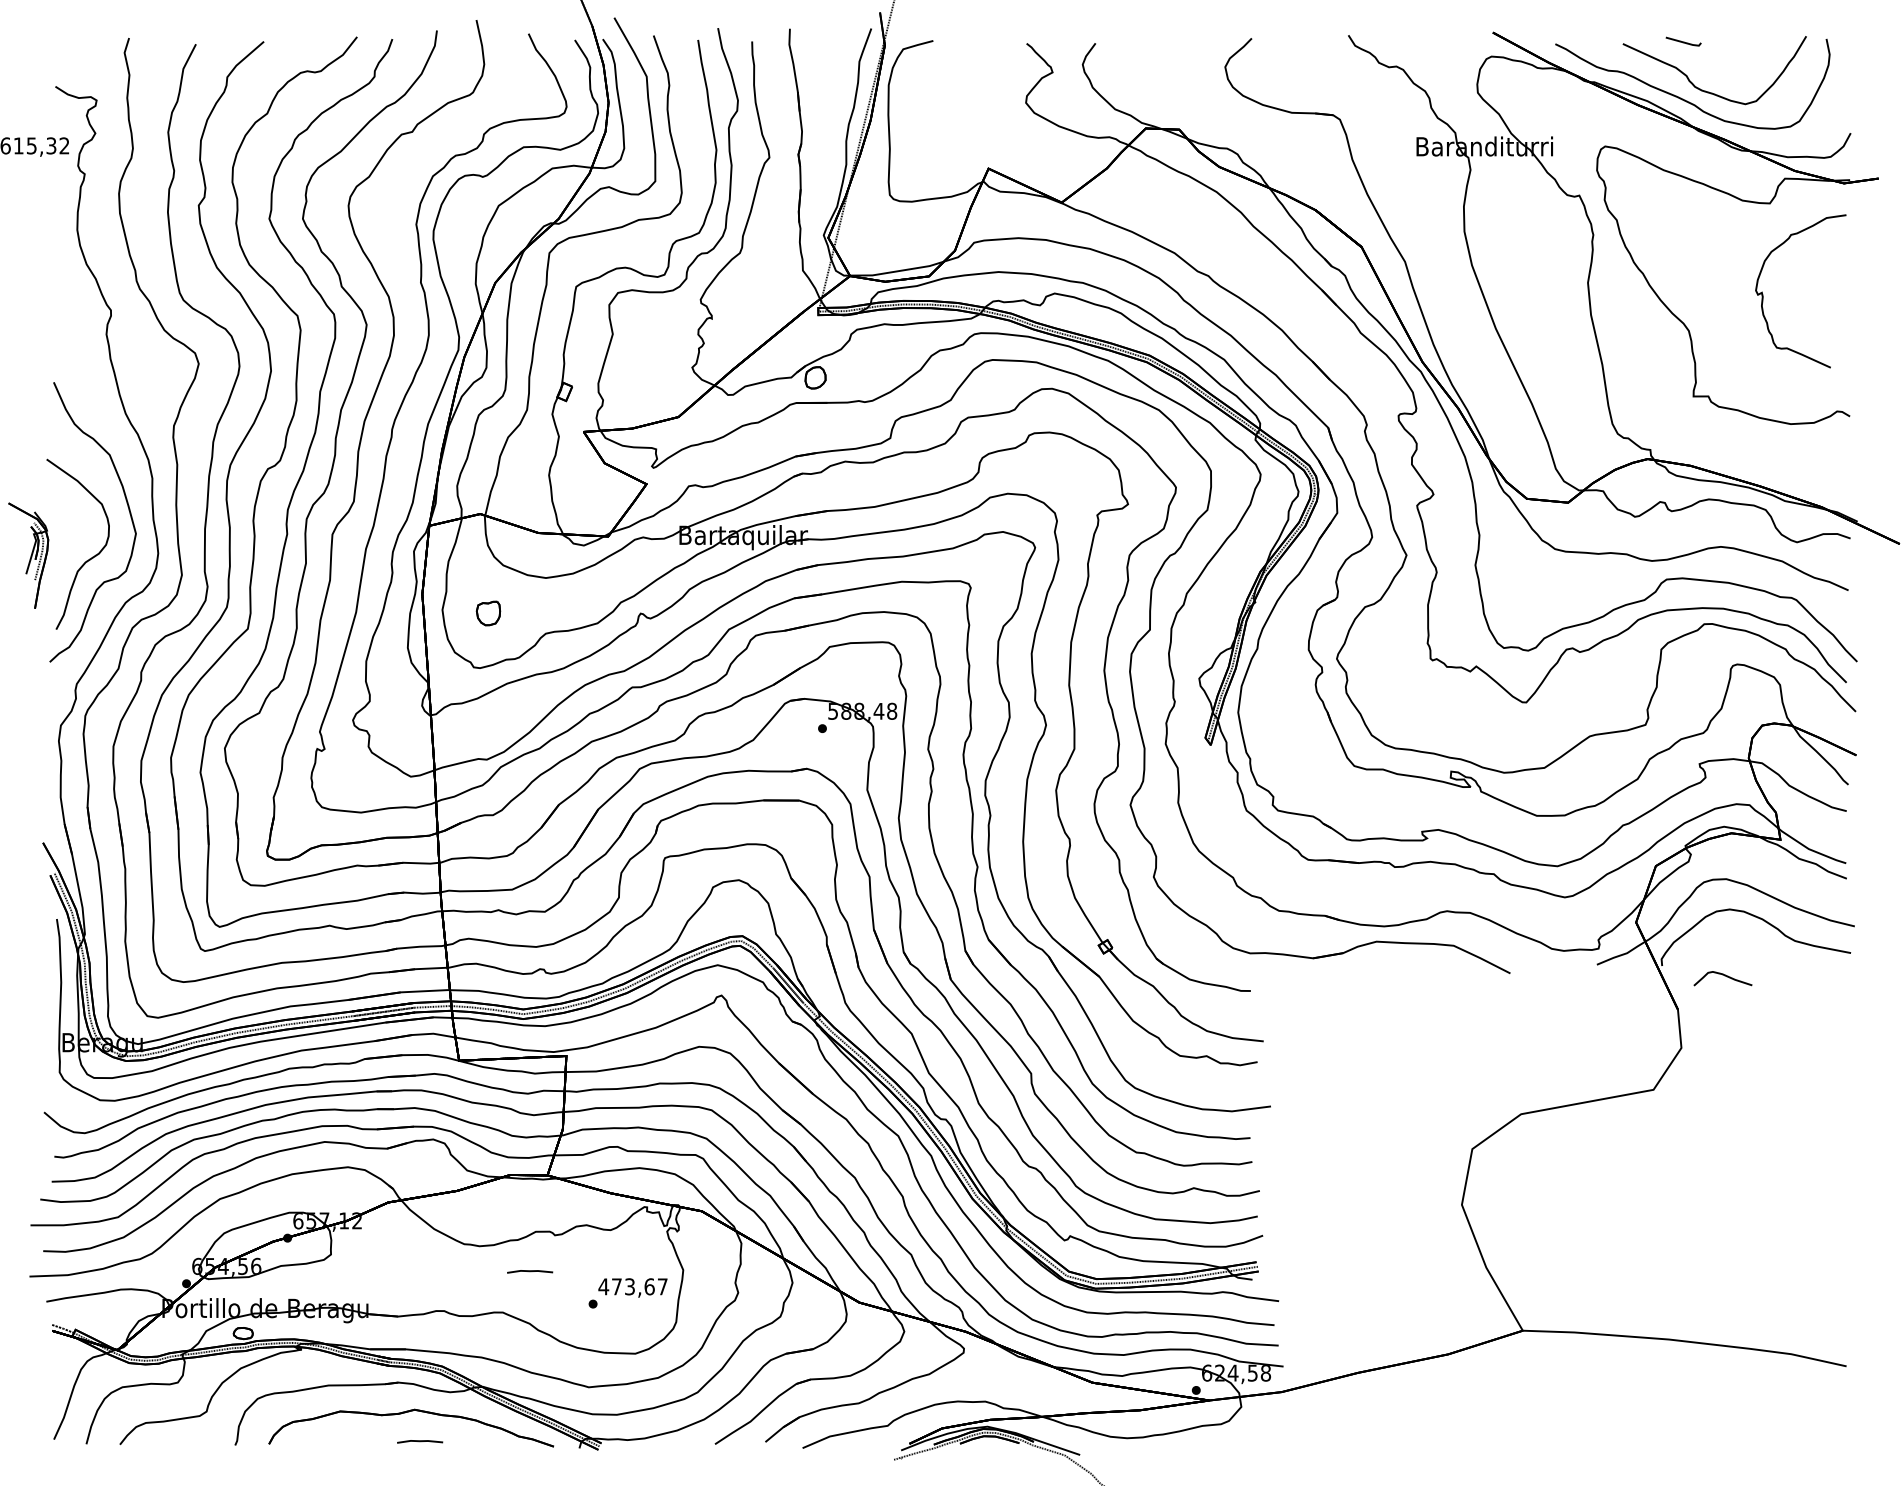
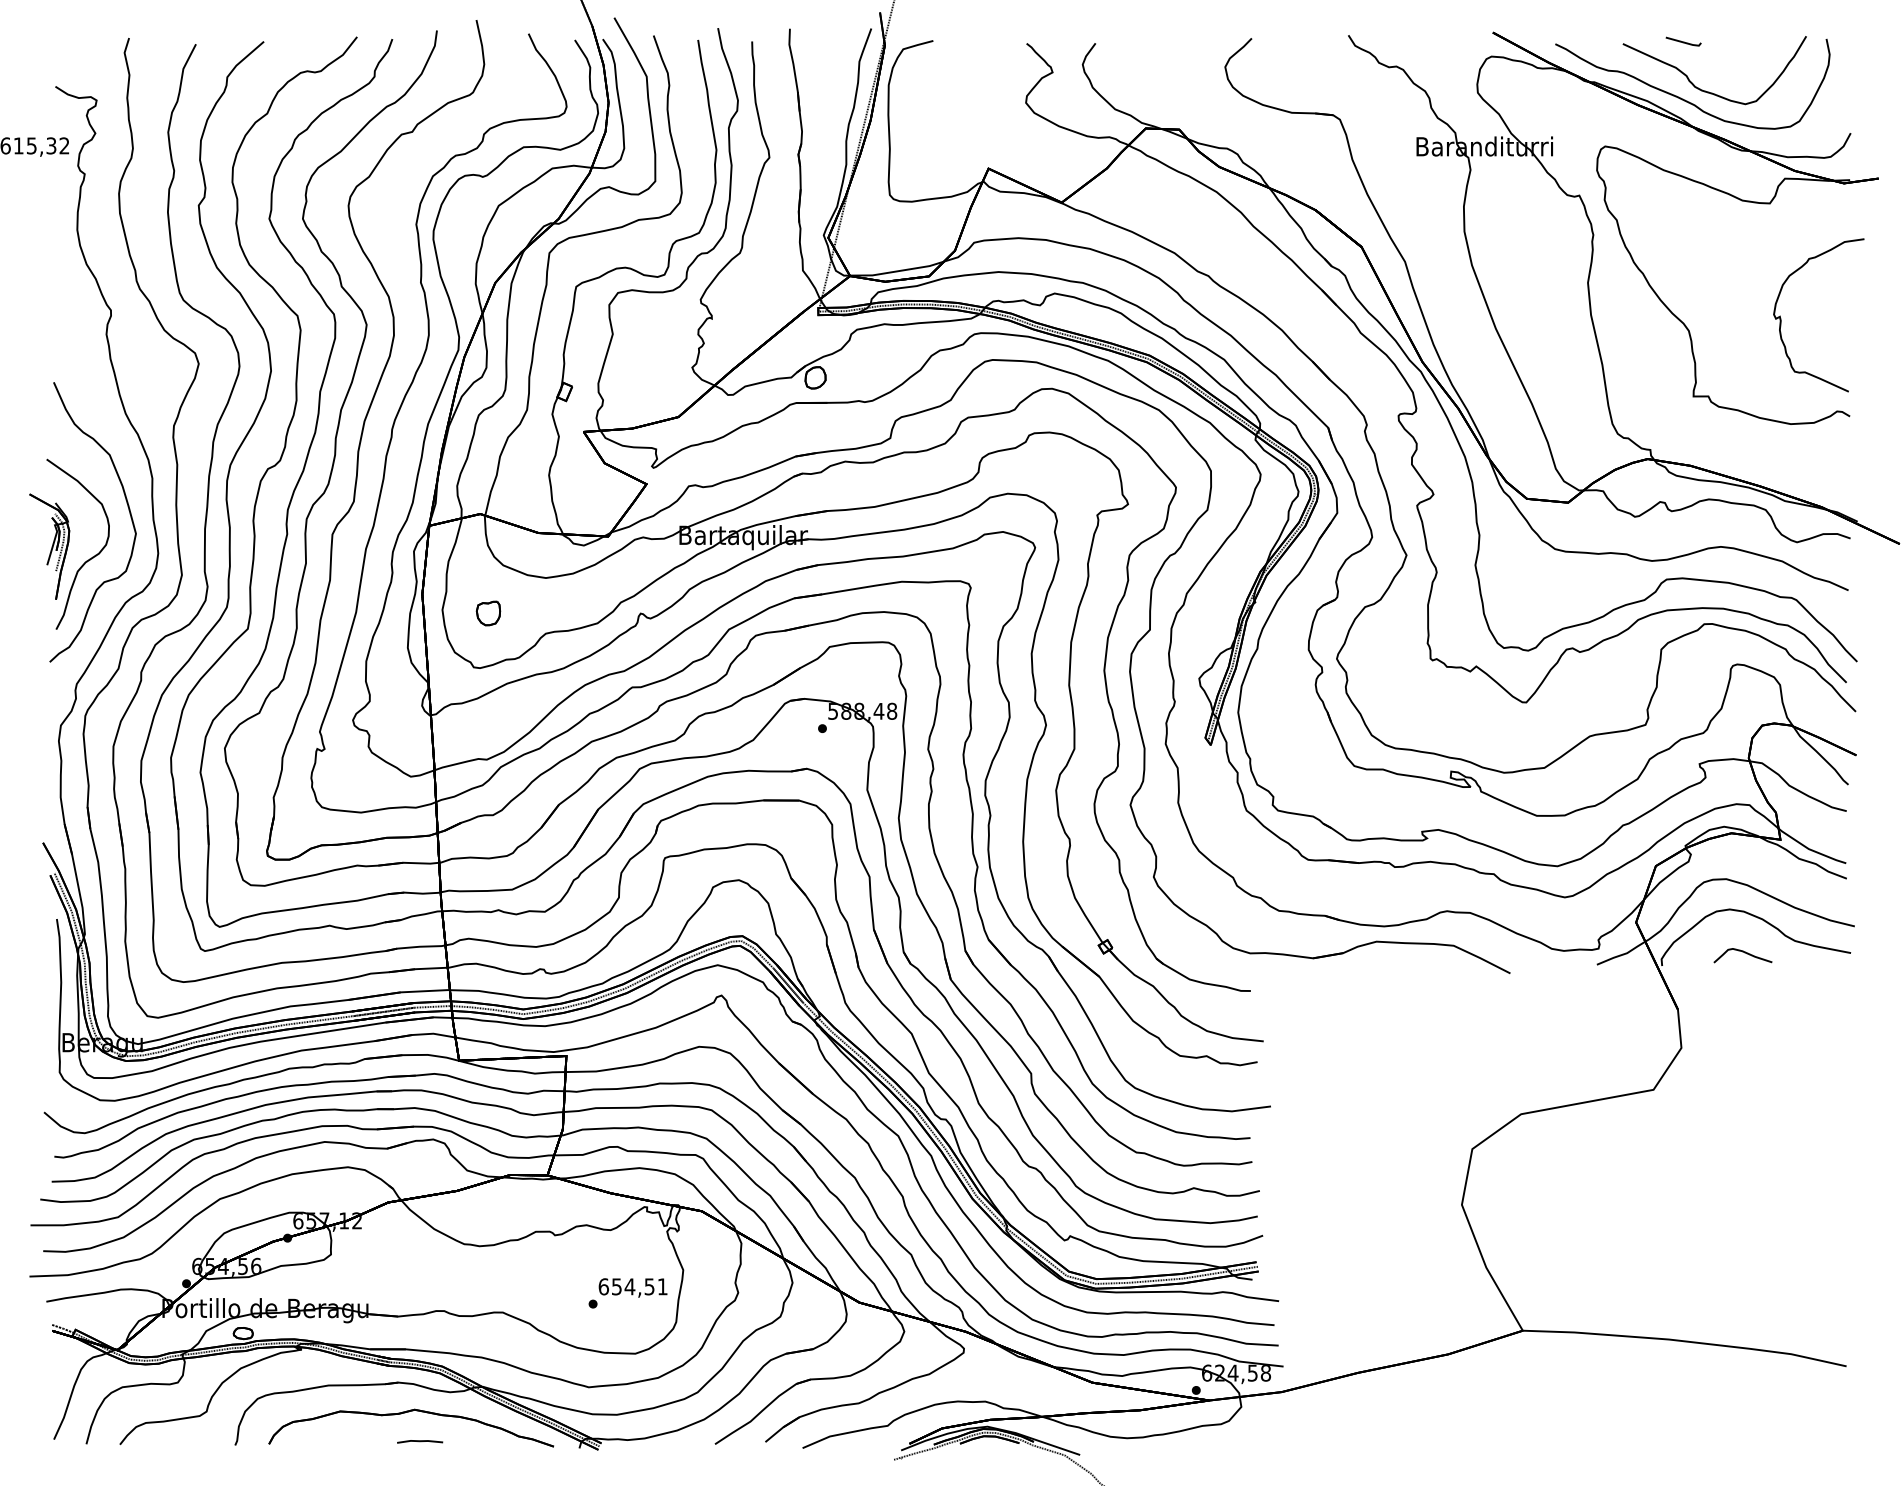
curve position: (1763, 294) -> (1781, 318) (1781, 318)
part position: (28, 555) -> (49, 546) (49, 546)
curve position: (1724, 976) -> (1744, 953) (1744, 953)
line: present -> none (530, 1271)
text: 473,67 -> 654,51 (632, 1286)
